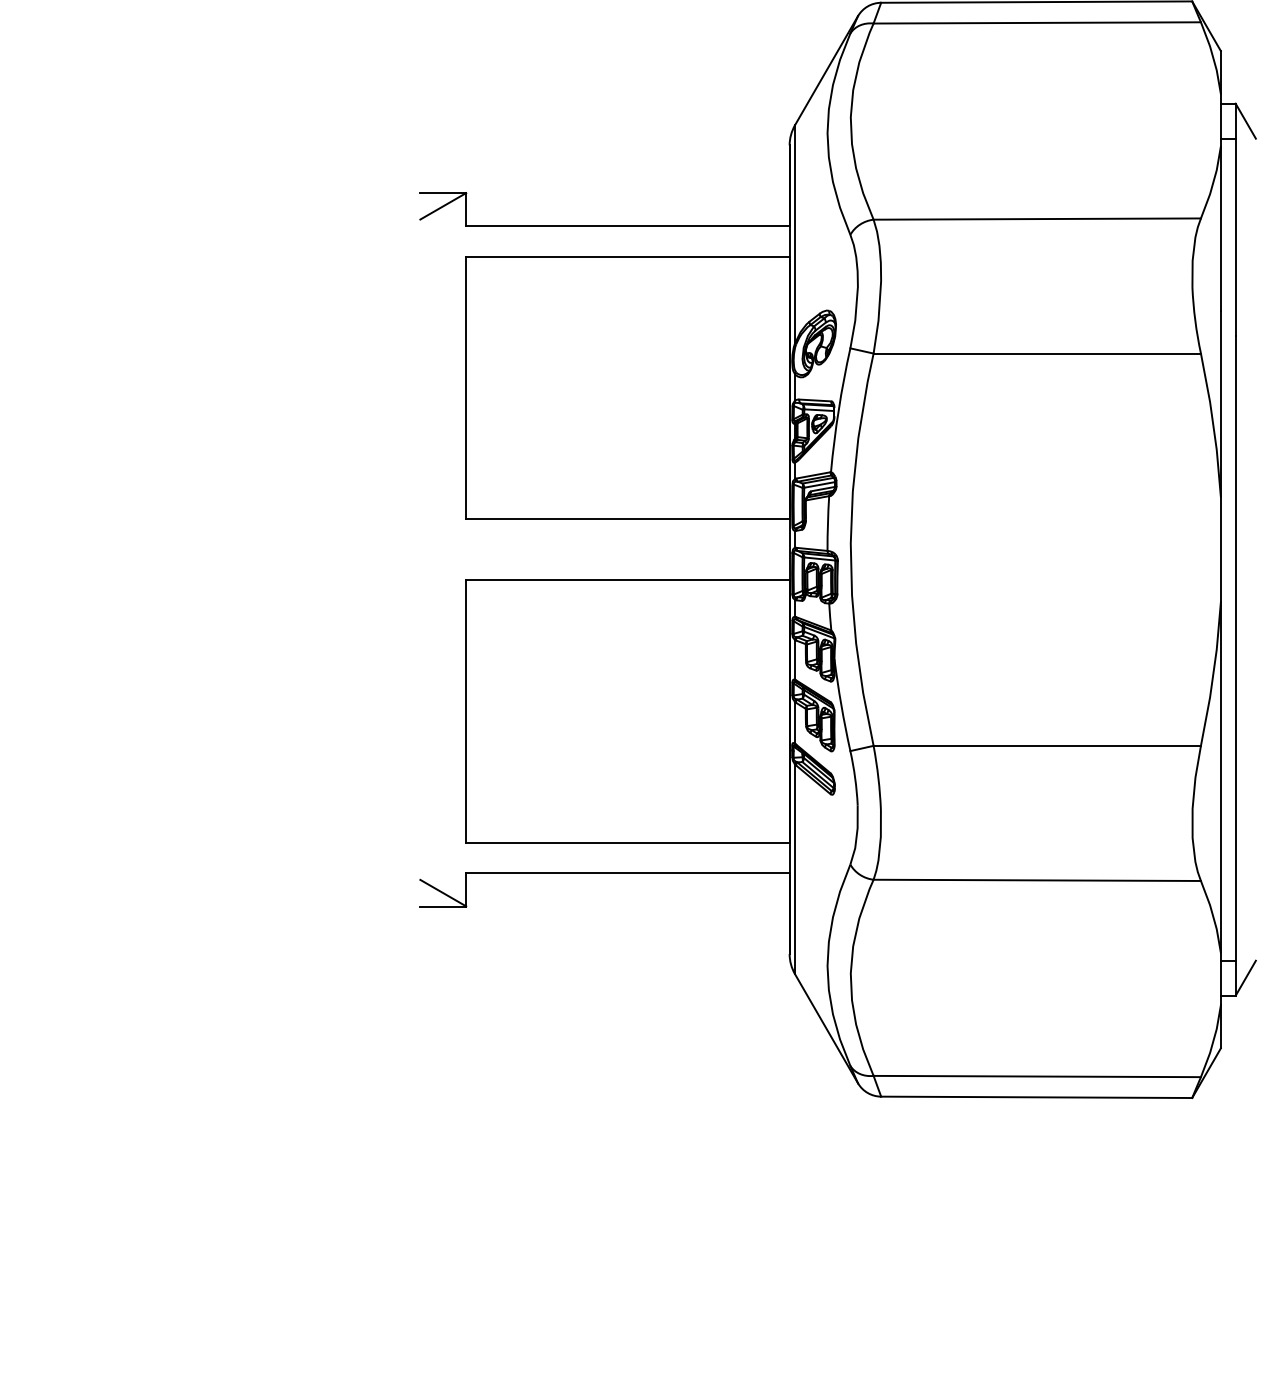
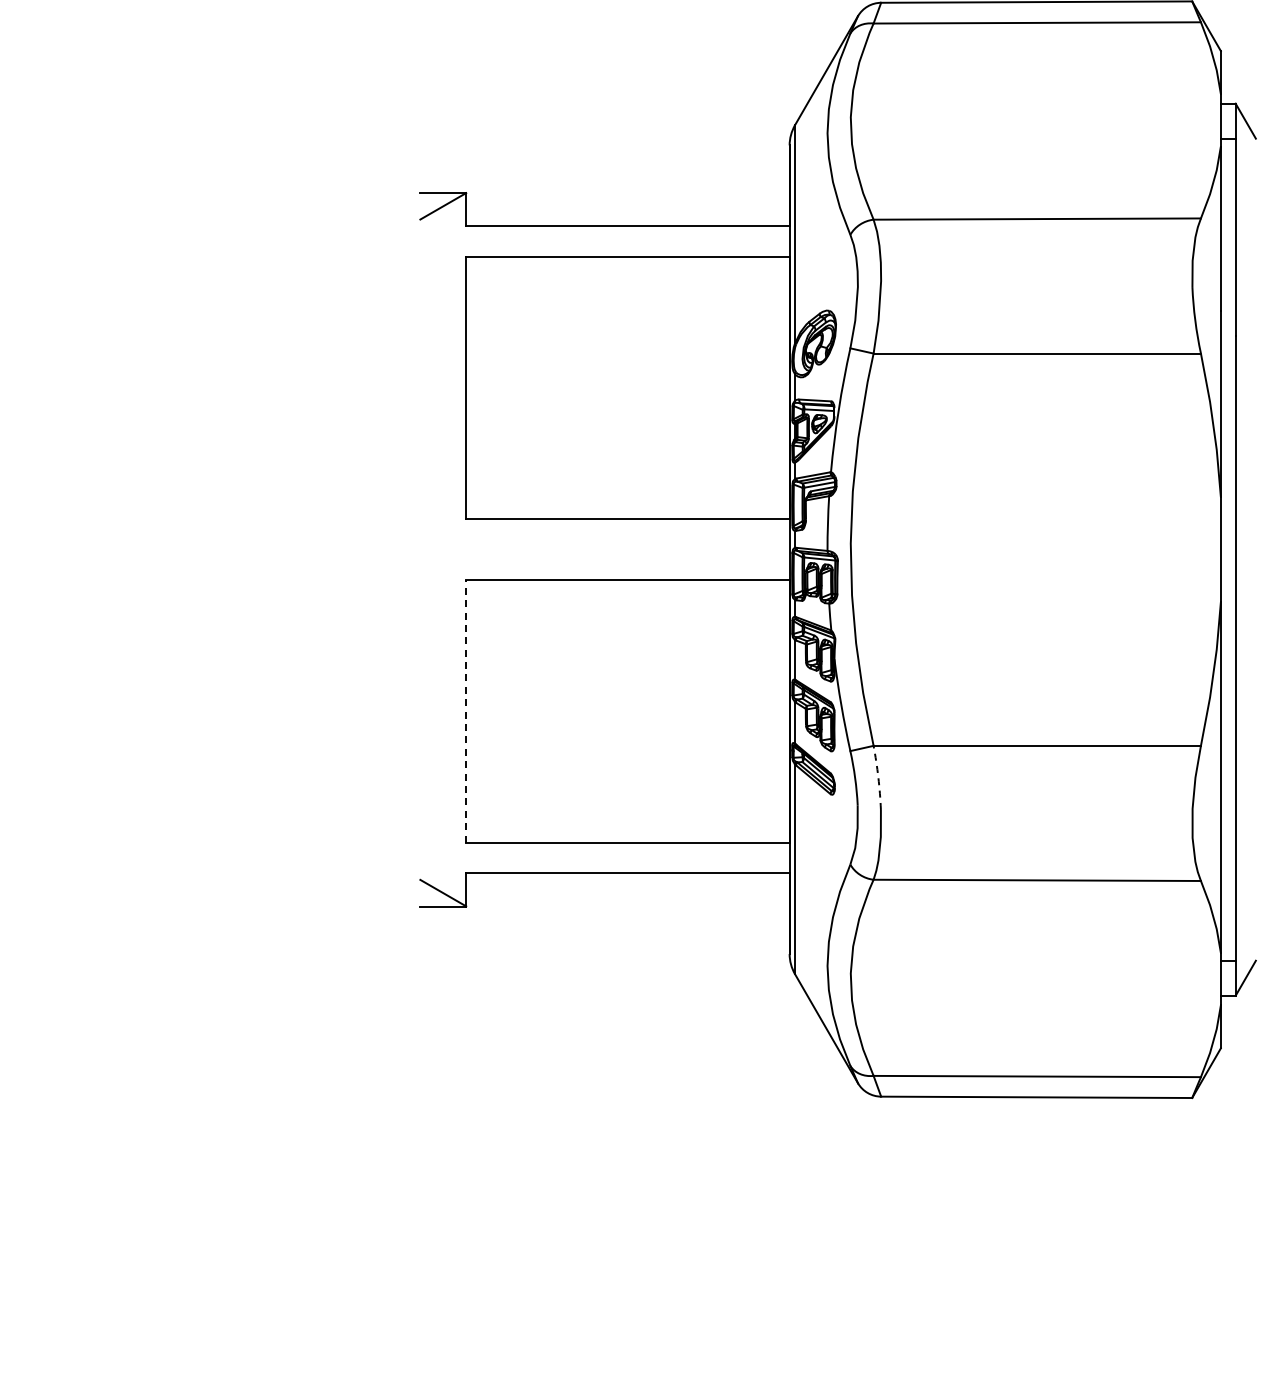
line: solid -> dashed (466, 710)
arc: solid -> dashed (878, 777)
